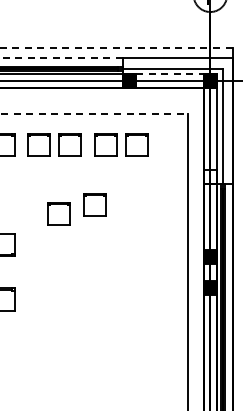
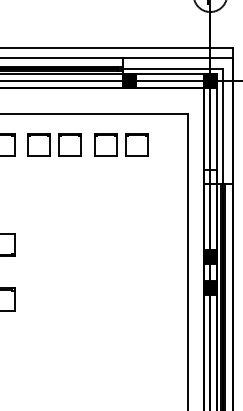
line: dashed -> solid (116, 47)
line: dashed -> solid (61, 58)
line: dashed -> solid (169, 74)
line: dashed -> solid (94, 114)
part: present -> none (94, 204)
part: present -> none (58, 213)
